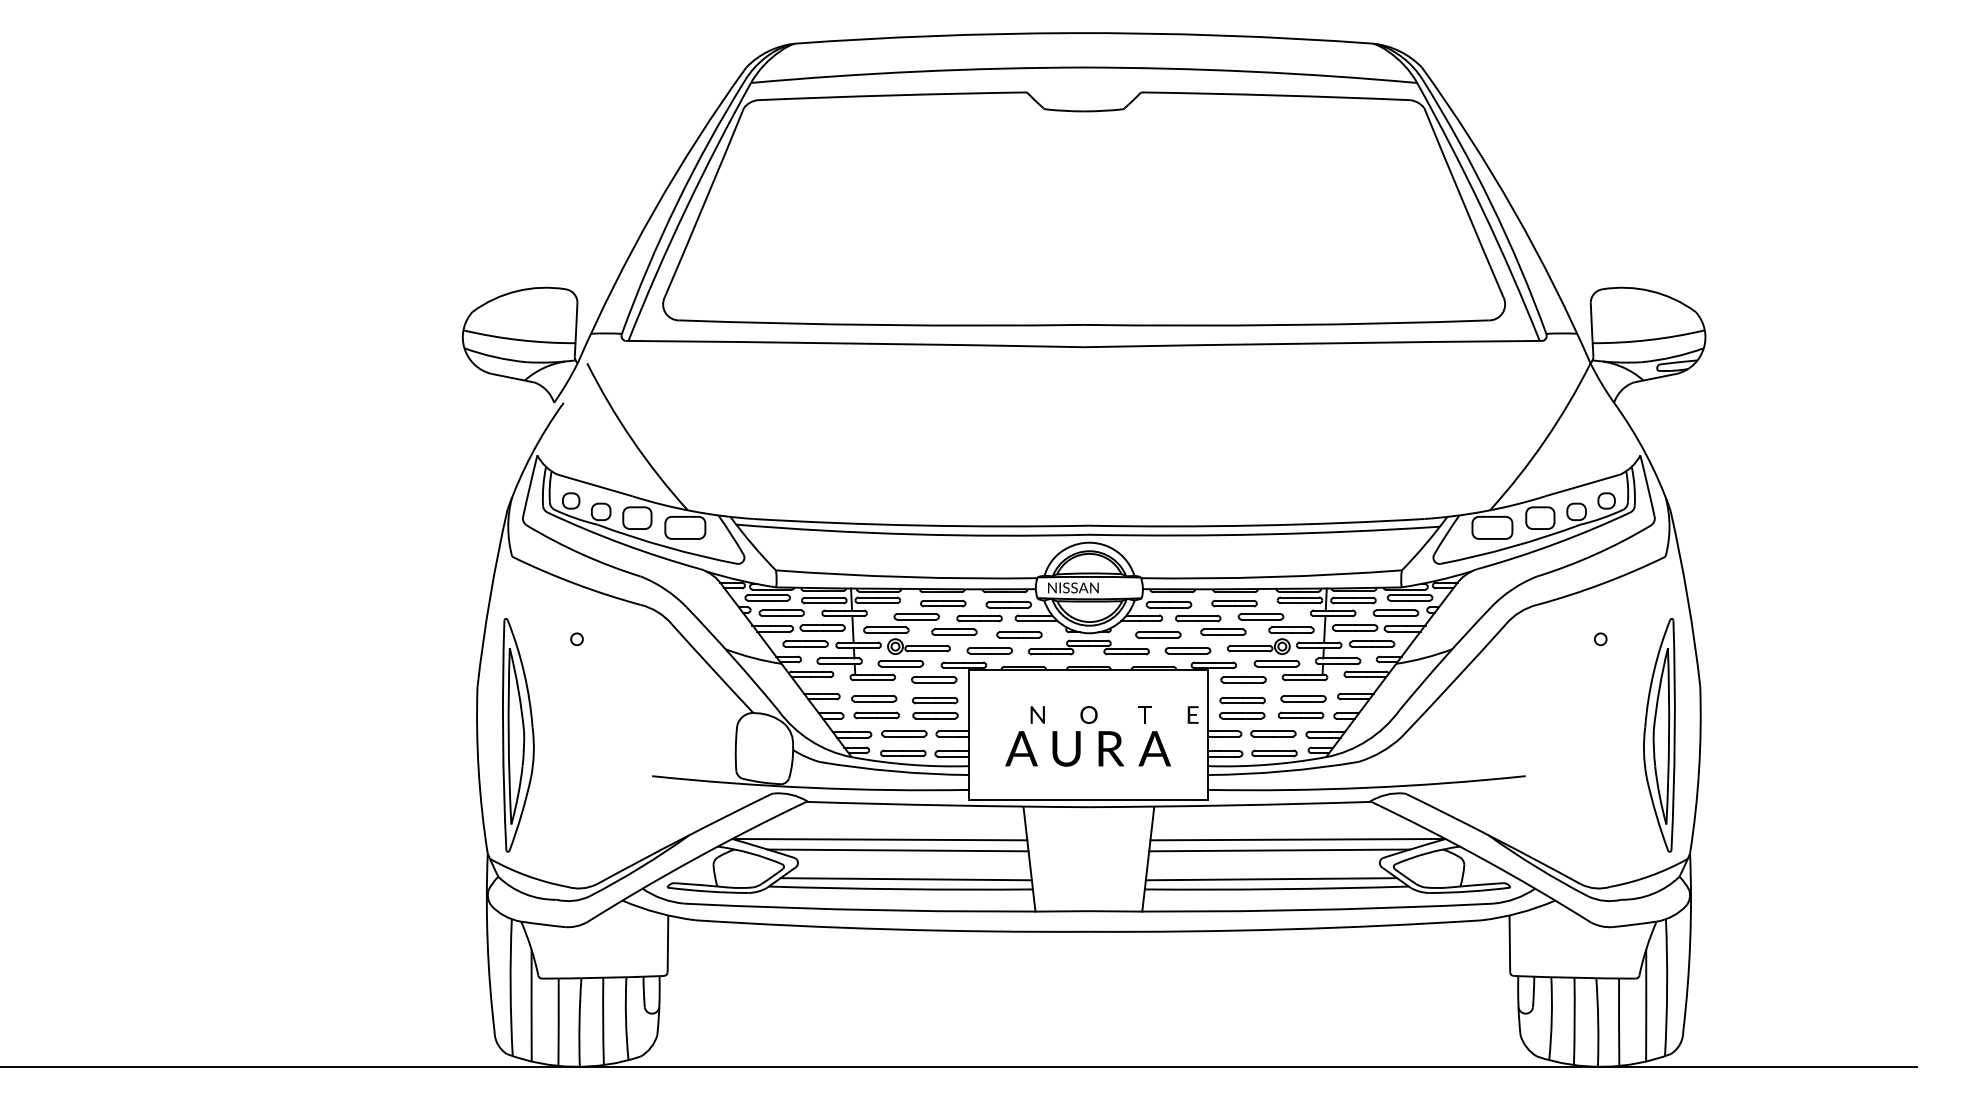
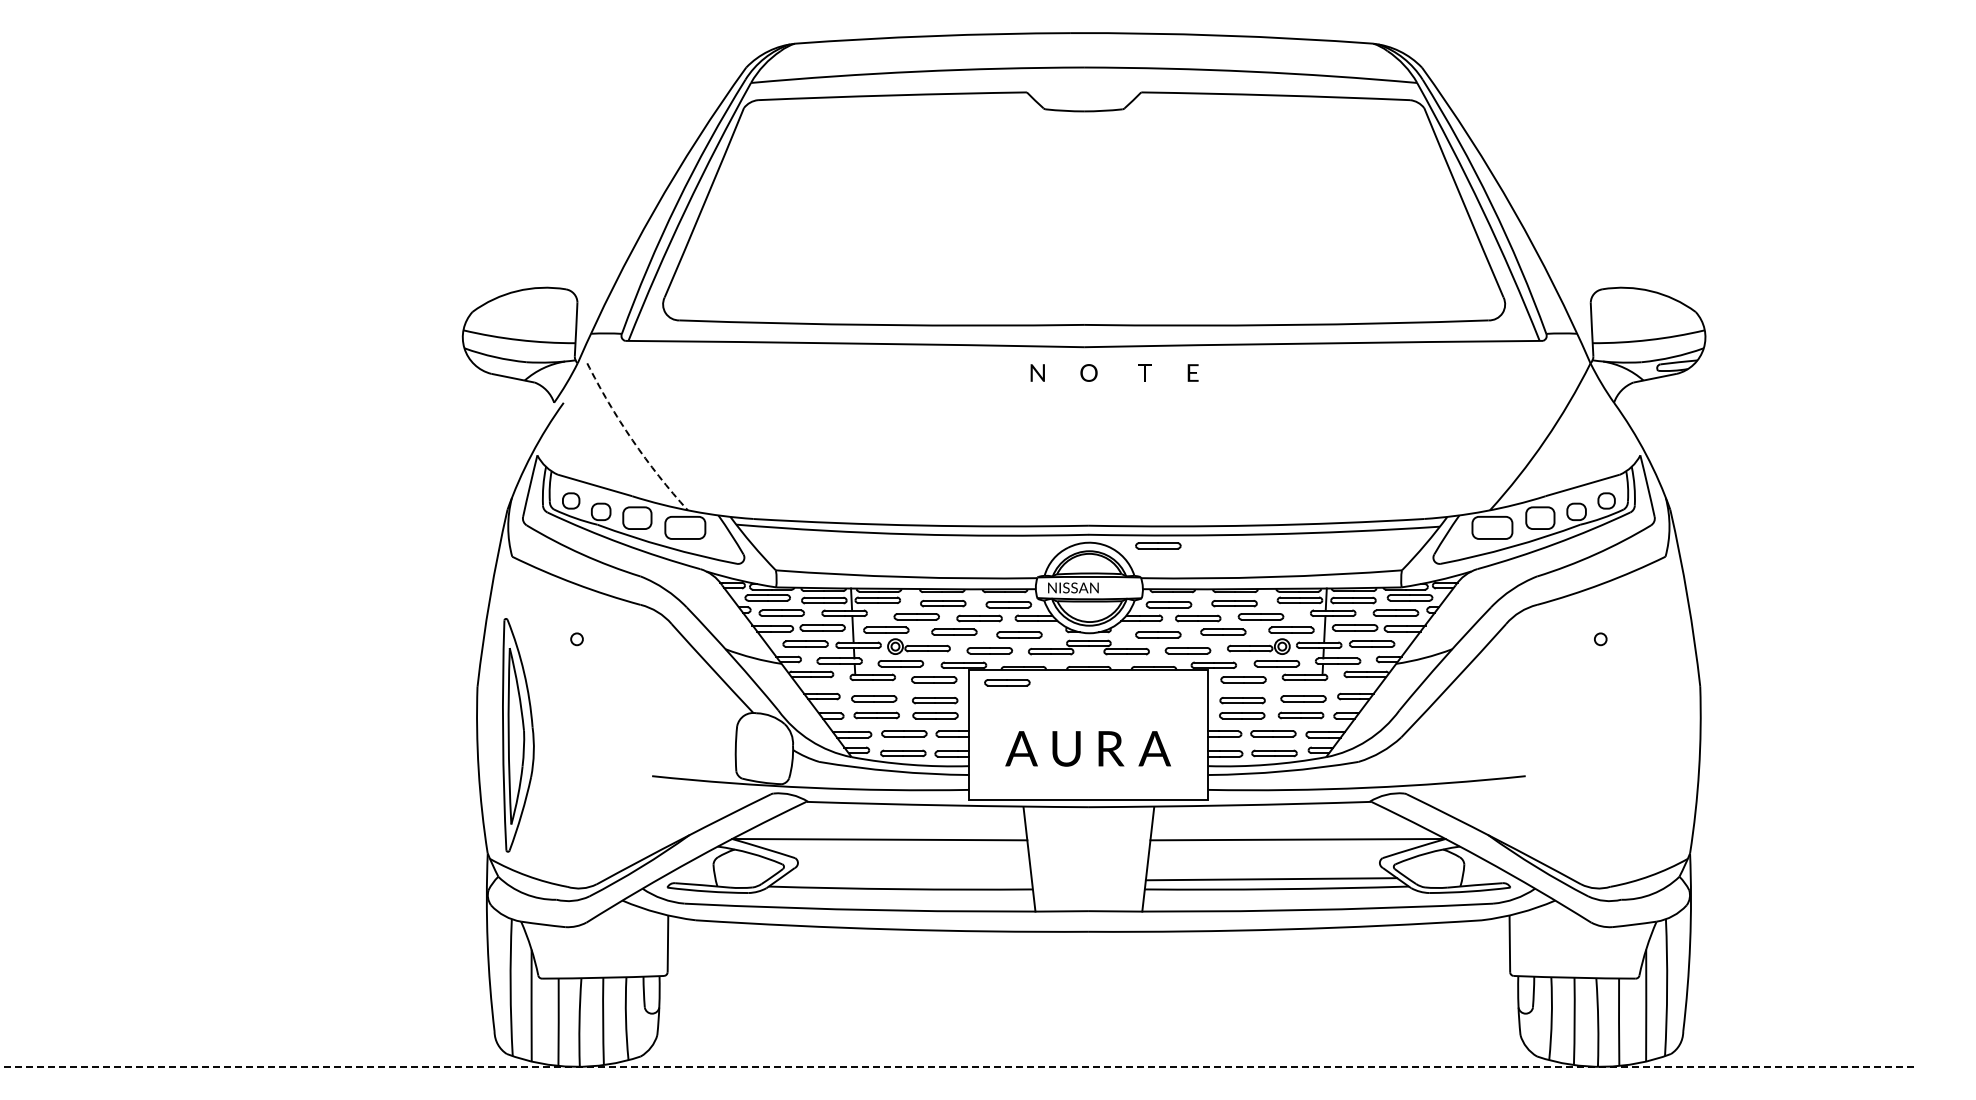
arc: solid -> dashed (632, 440)
part: none -> present (1158, 545)
part: none -> present (1007, 682)
text position: (1114, 714) -> (1114, 372) (1114, 372)
part: present -> none (1659, 735)
line: present -> none (897, 850)
line: present -> none (1279, 850)
line: present -> none (905, 879)
line: solid -> dashed (958, 1066)
